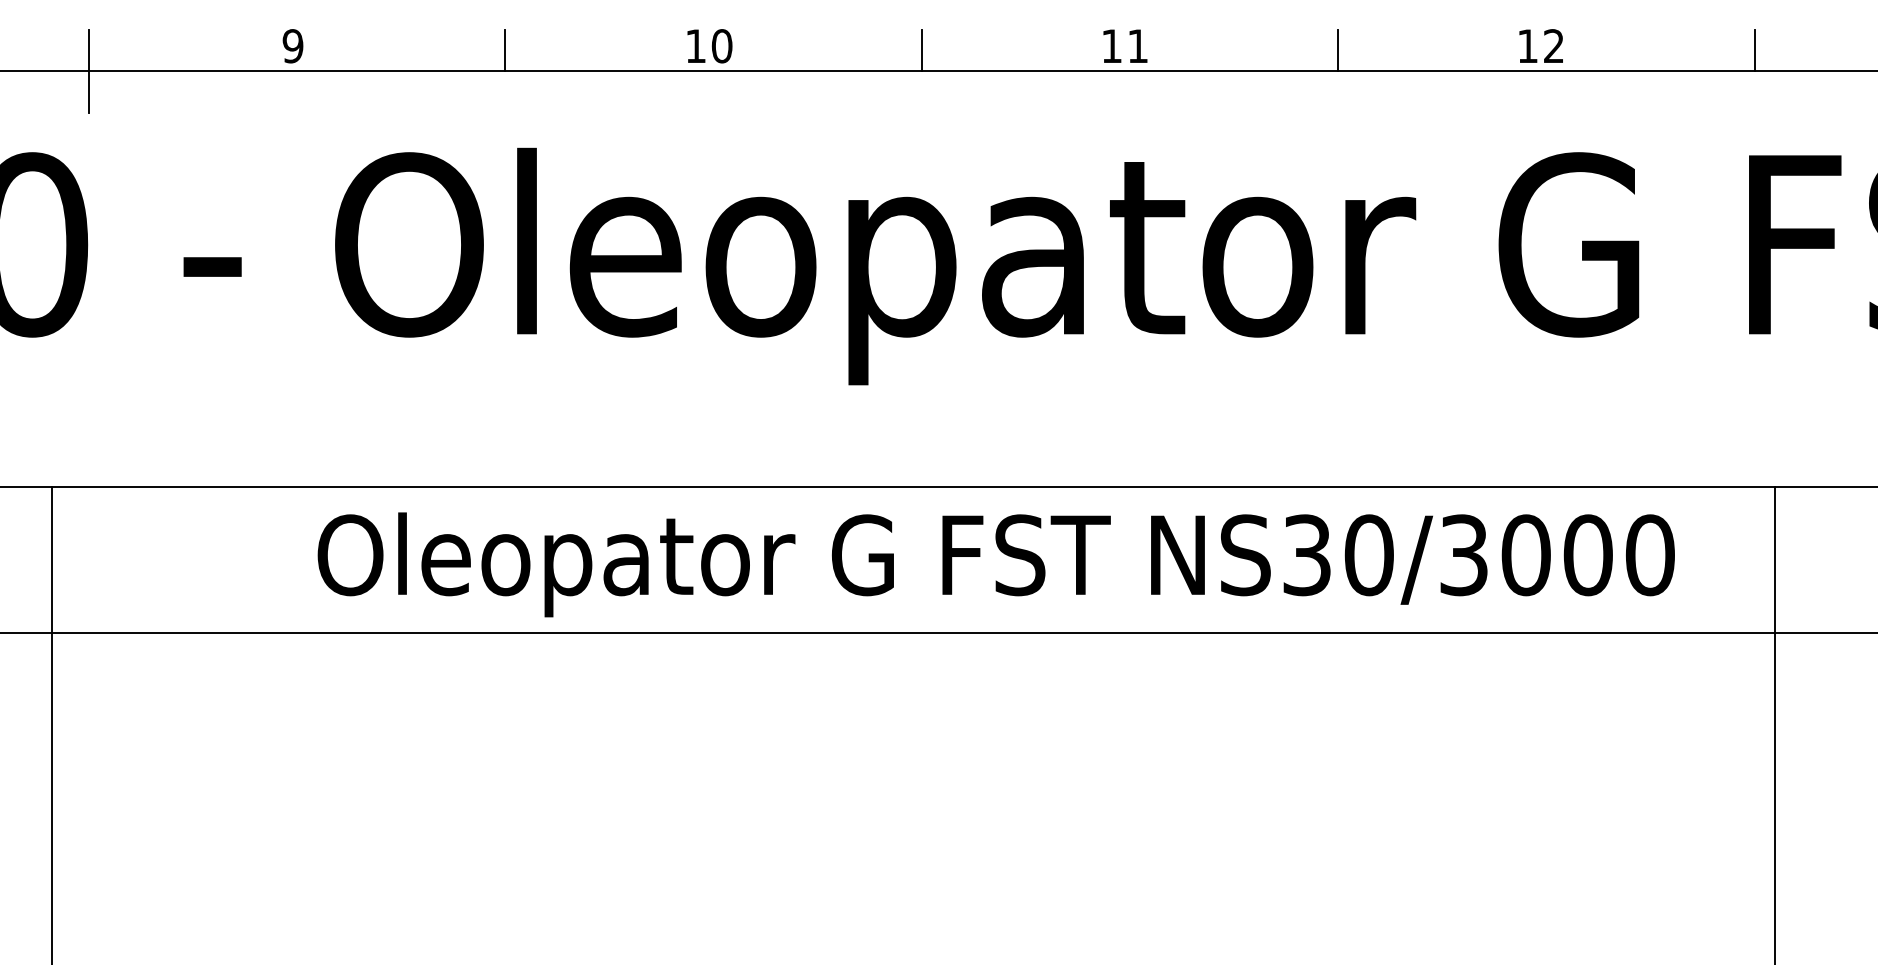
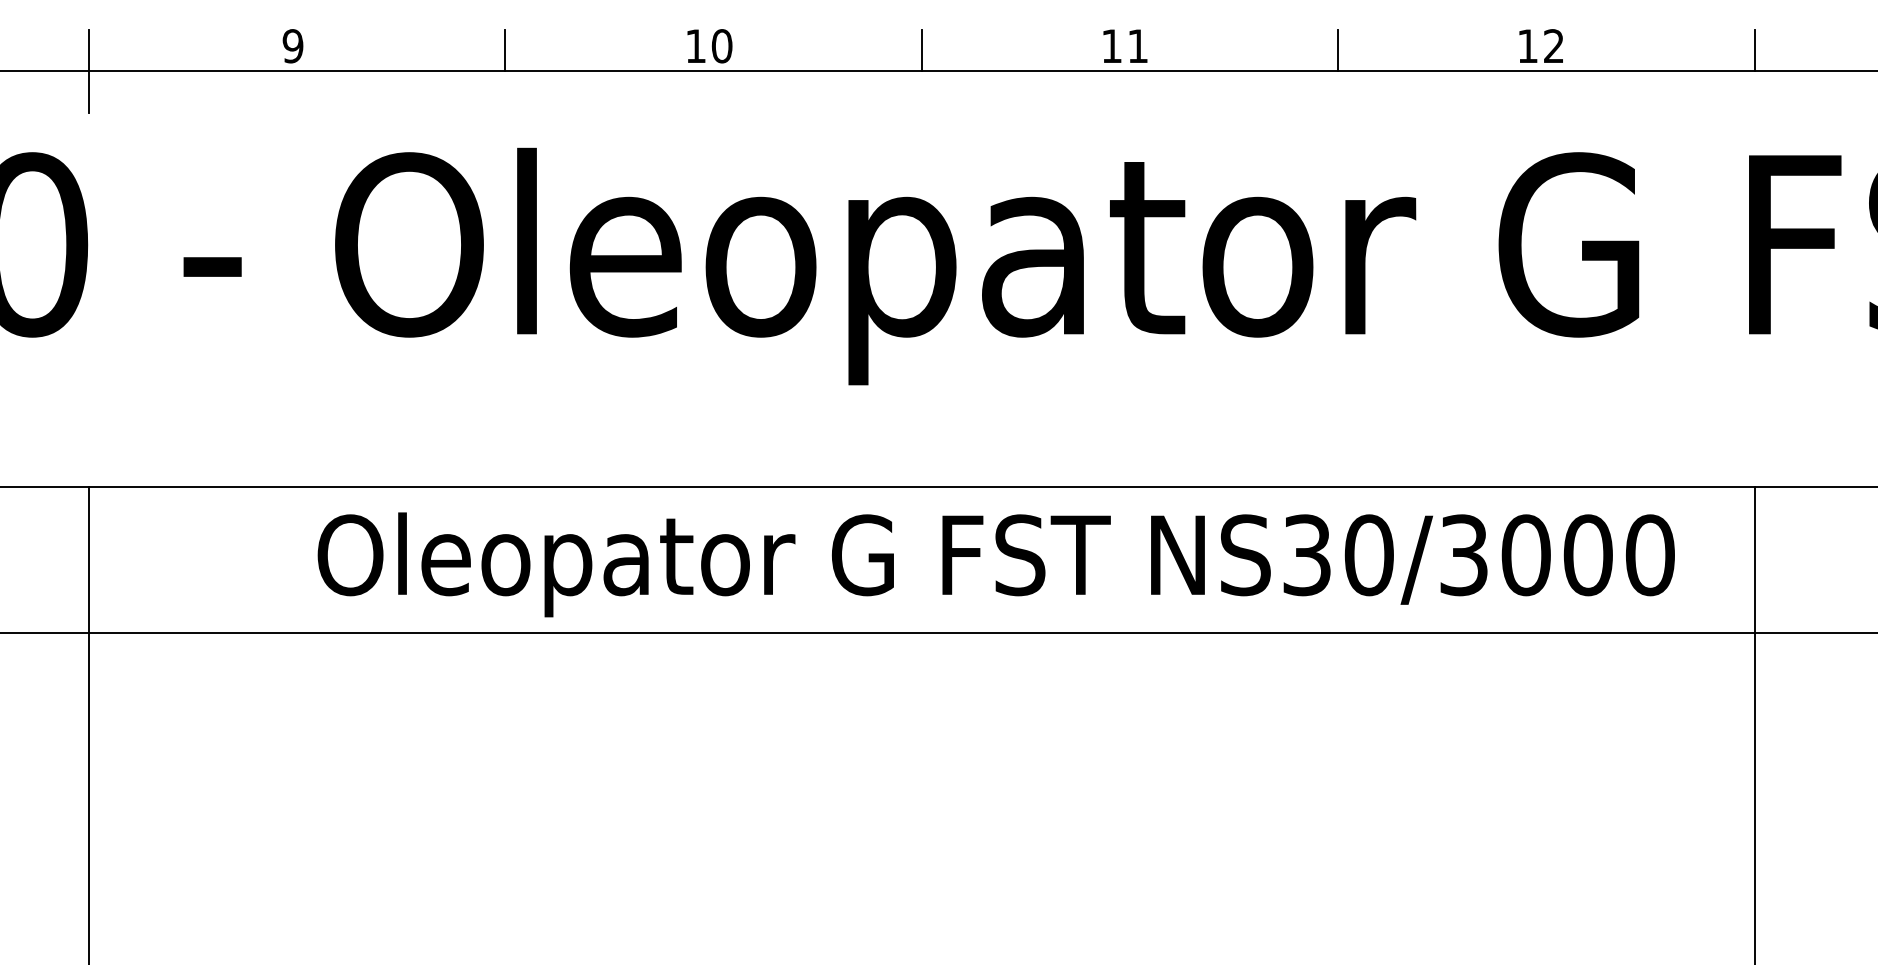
line position: (51, 724) -> (88, 724) (88, 724)
line position: (1774, 724) -> (1754, 724) (1754, 724)
